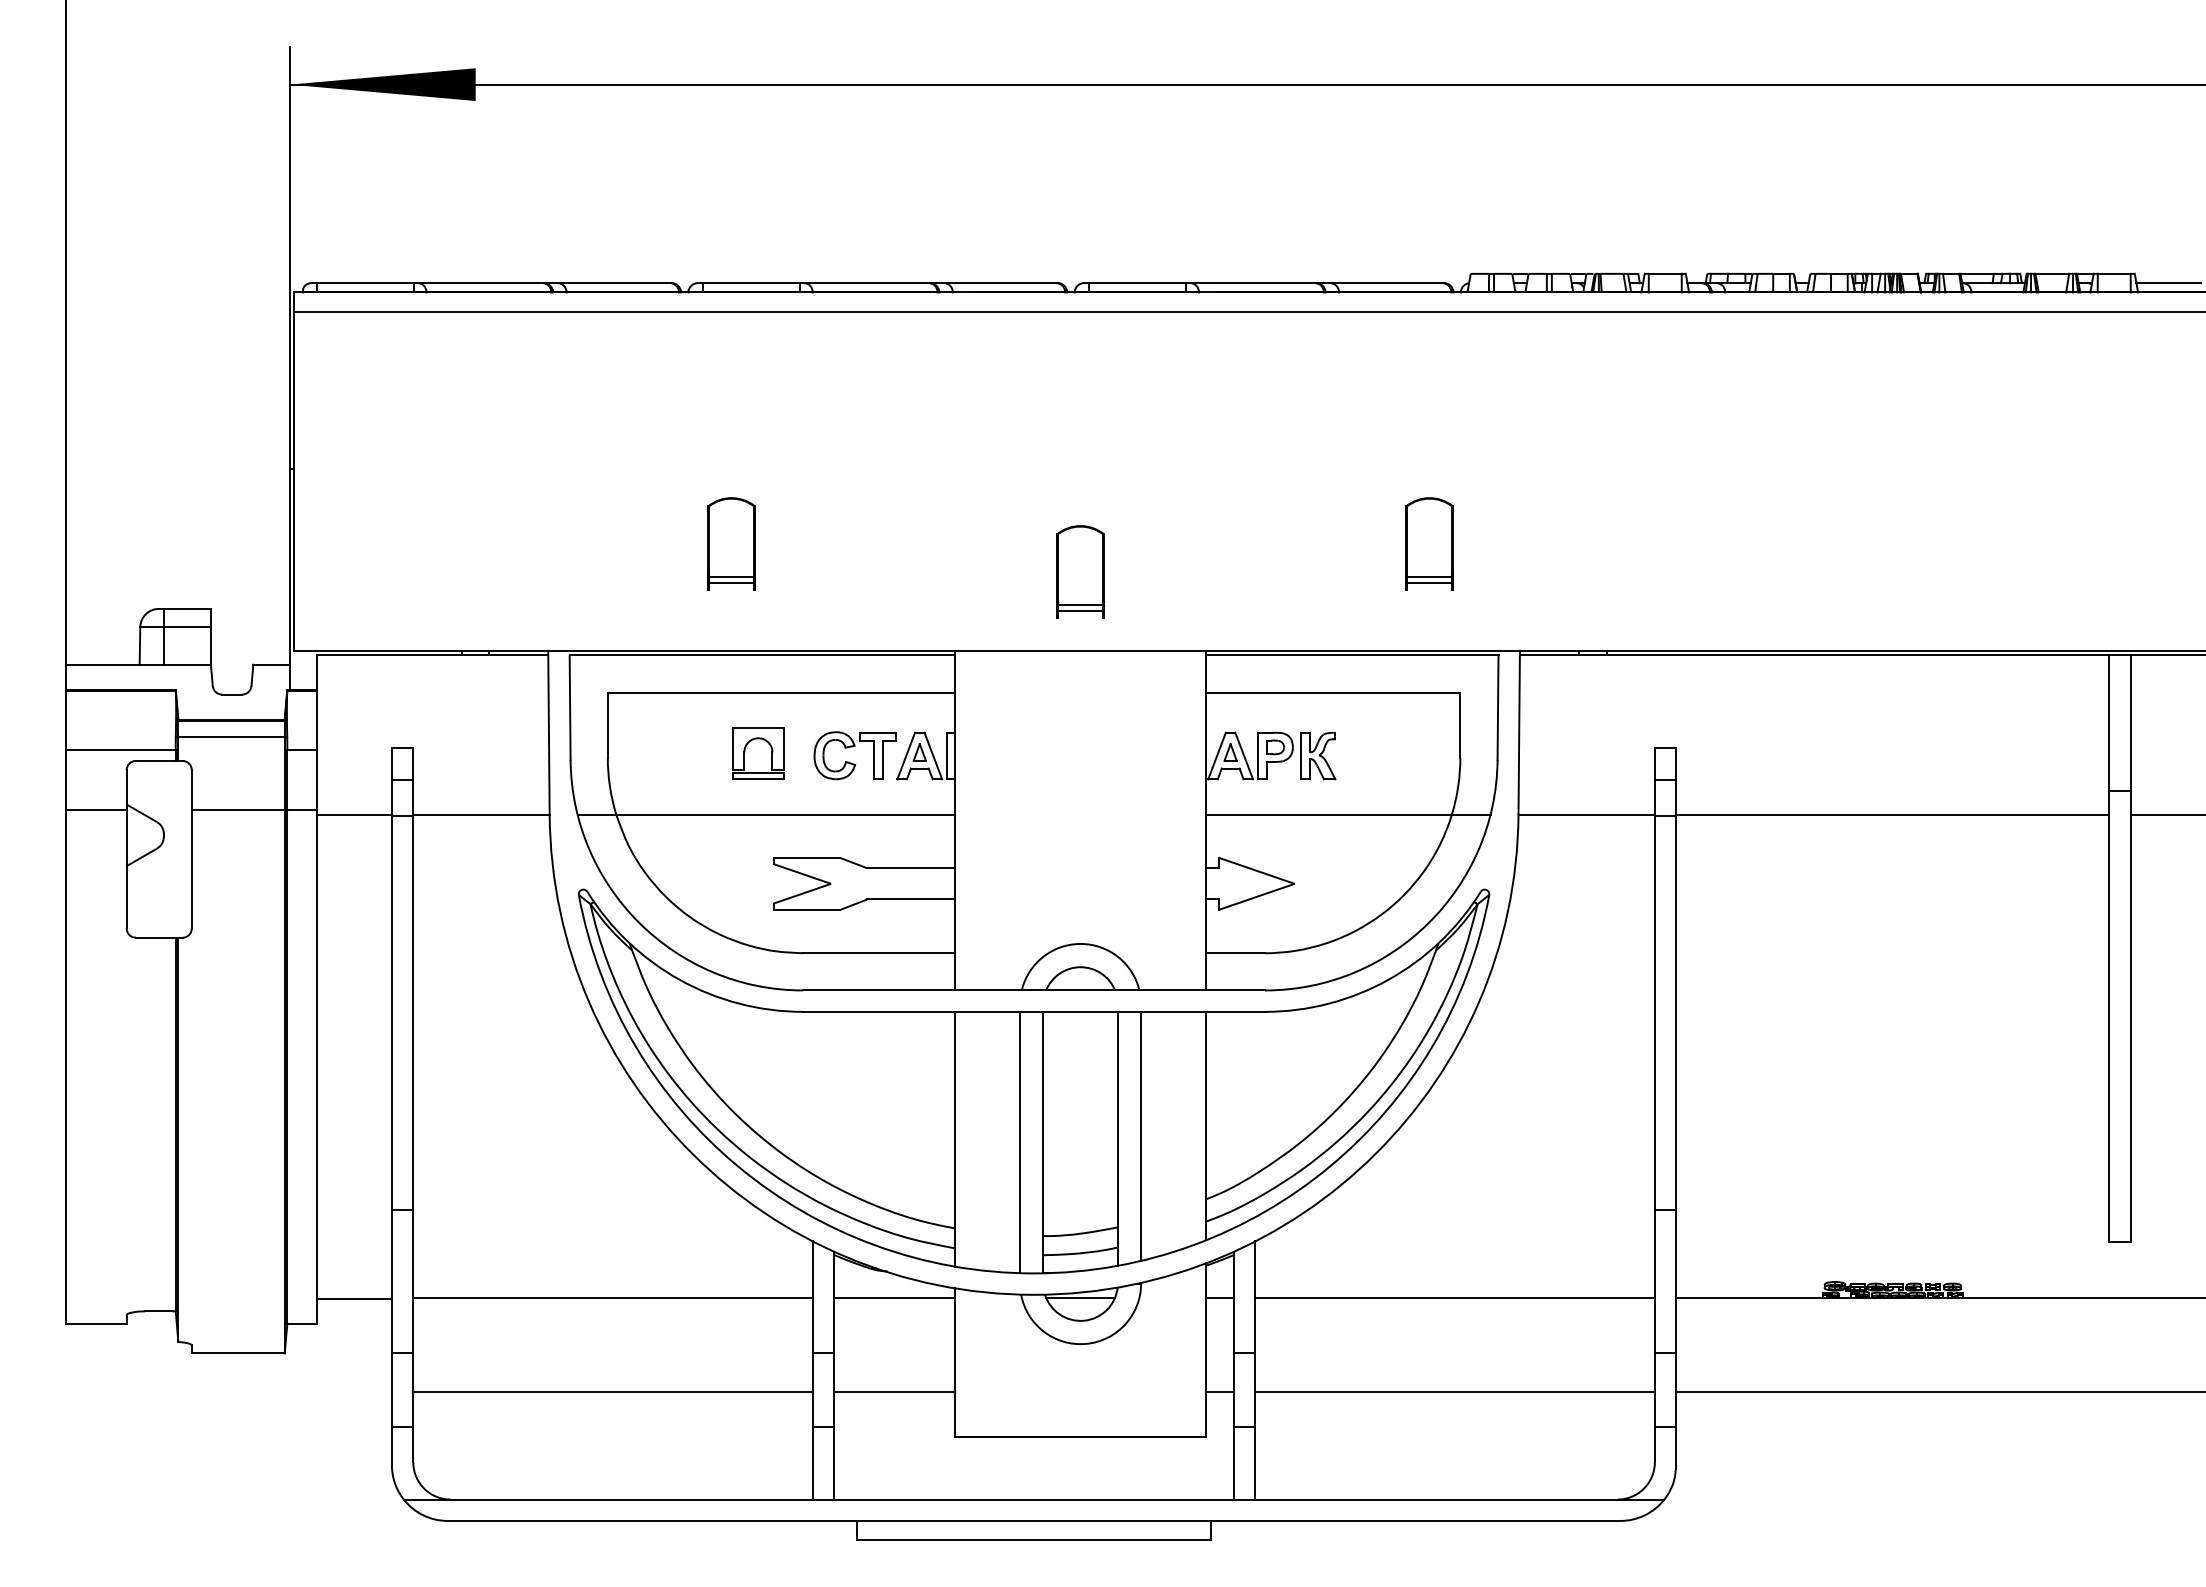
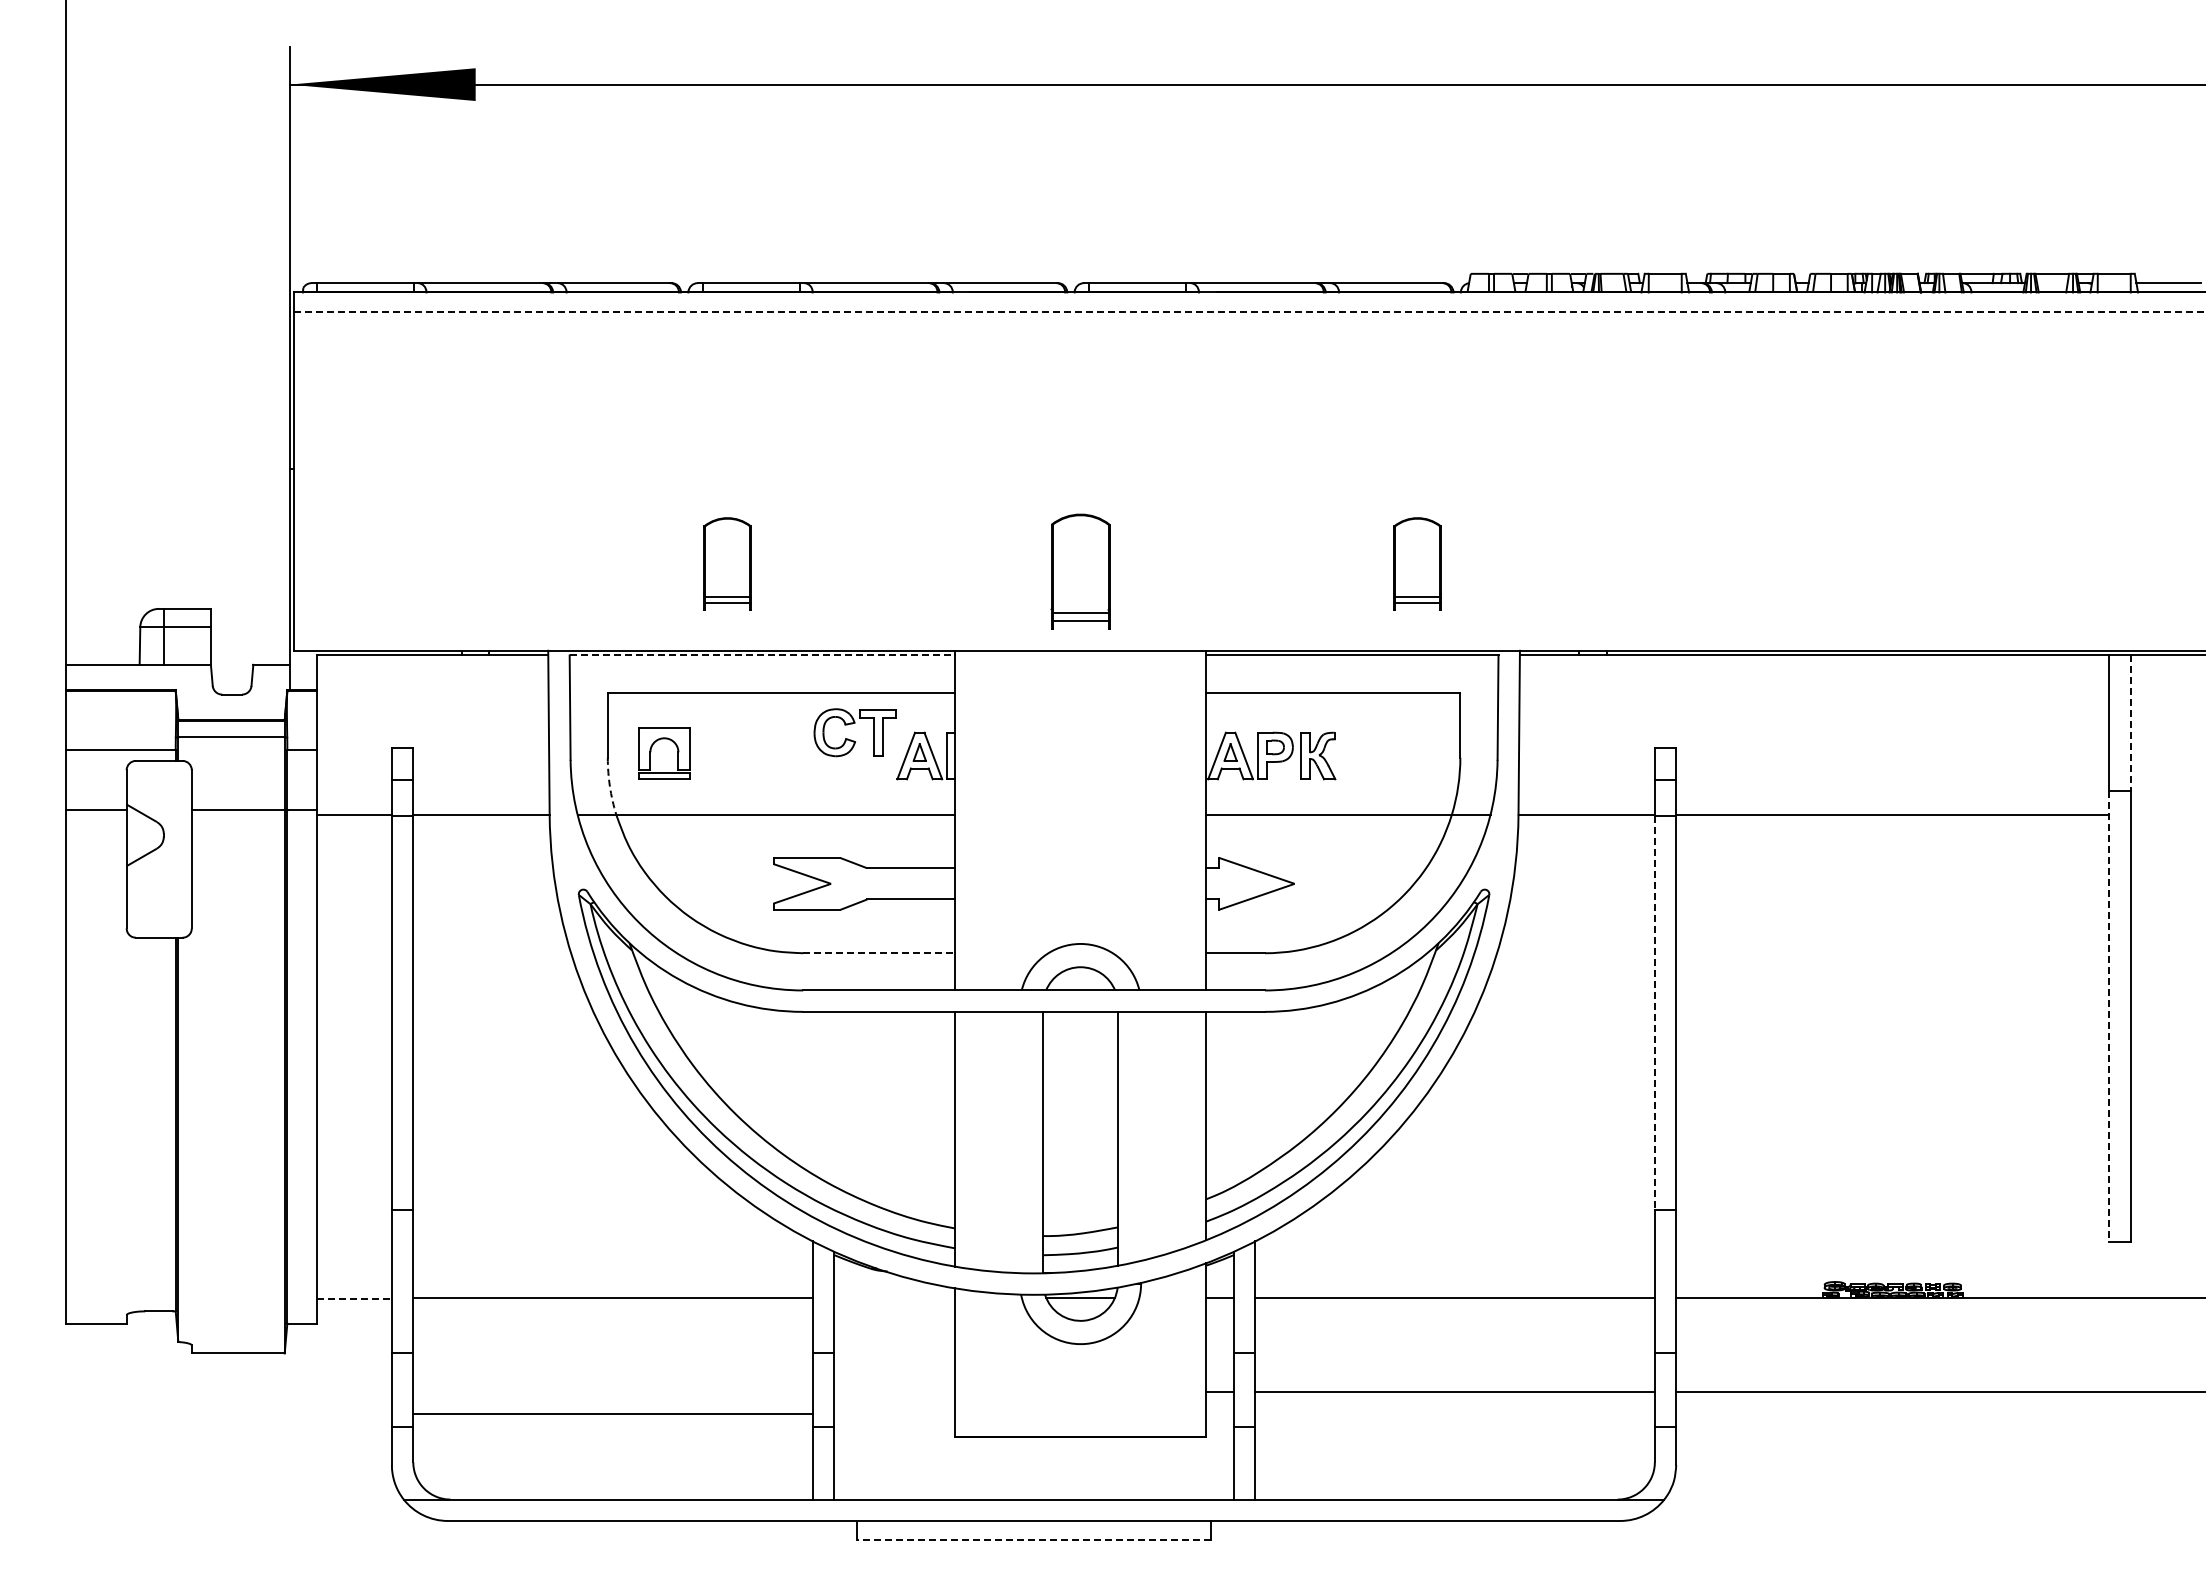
line: solid -> dashed (1250, 312)
part position: (731, 543) -> (727, 563) (727, 563)
part position: (1429, 543) -> (1417, 563) (1417, 563)
part size: 49x94 px -> 61x117 px (1080, 571)
line: solid -> dashed (762, 655)
line: solid -> dashed (2130, 723)
part position: (771, 753) -> (677, 753) (677, 753)
part position: (851, 762) -> (851, 739) (851, 739)
arc: solid -> dashed (609, 786)
line: present -> none (2166, 814)
line: solid -> dashed (879, 953)
line: solid -> dashed (1654, 1013)
line: solid -> dashed (2109, 1017)
line: present -> none (1141, 1135)
line: present -> none (1020, 1142)
line: solid -> dashed (355, 1298)
line: present -> none (894, 1298)
line position: (612, 1391) -> (612, 1413) (612, 1413)
line: present -> none (894, 1391)
line: solid -> dashed (1034, 1539)
